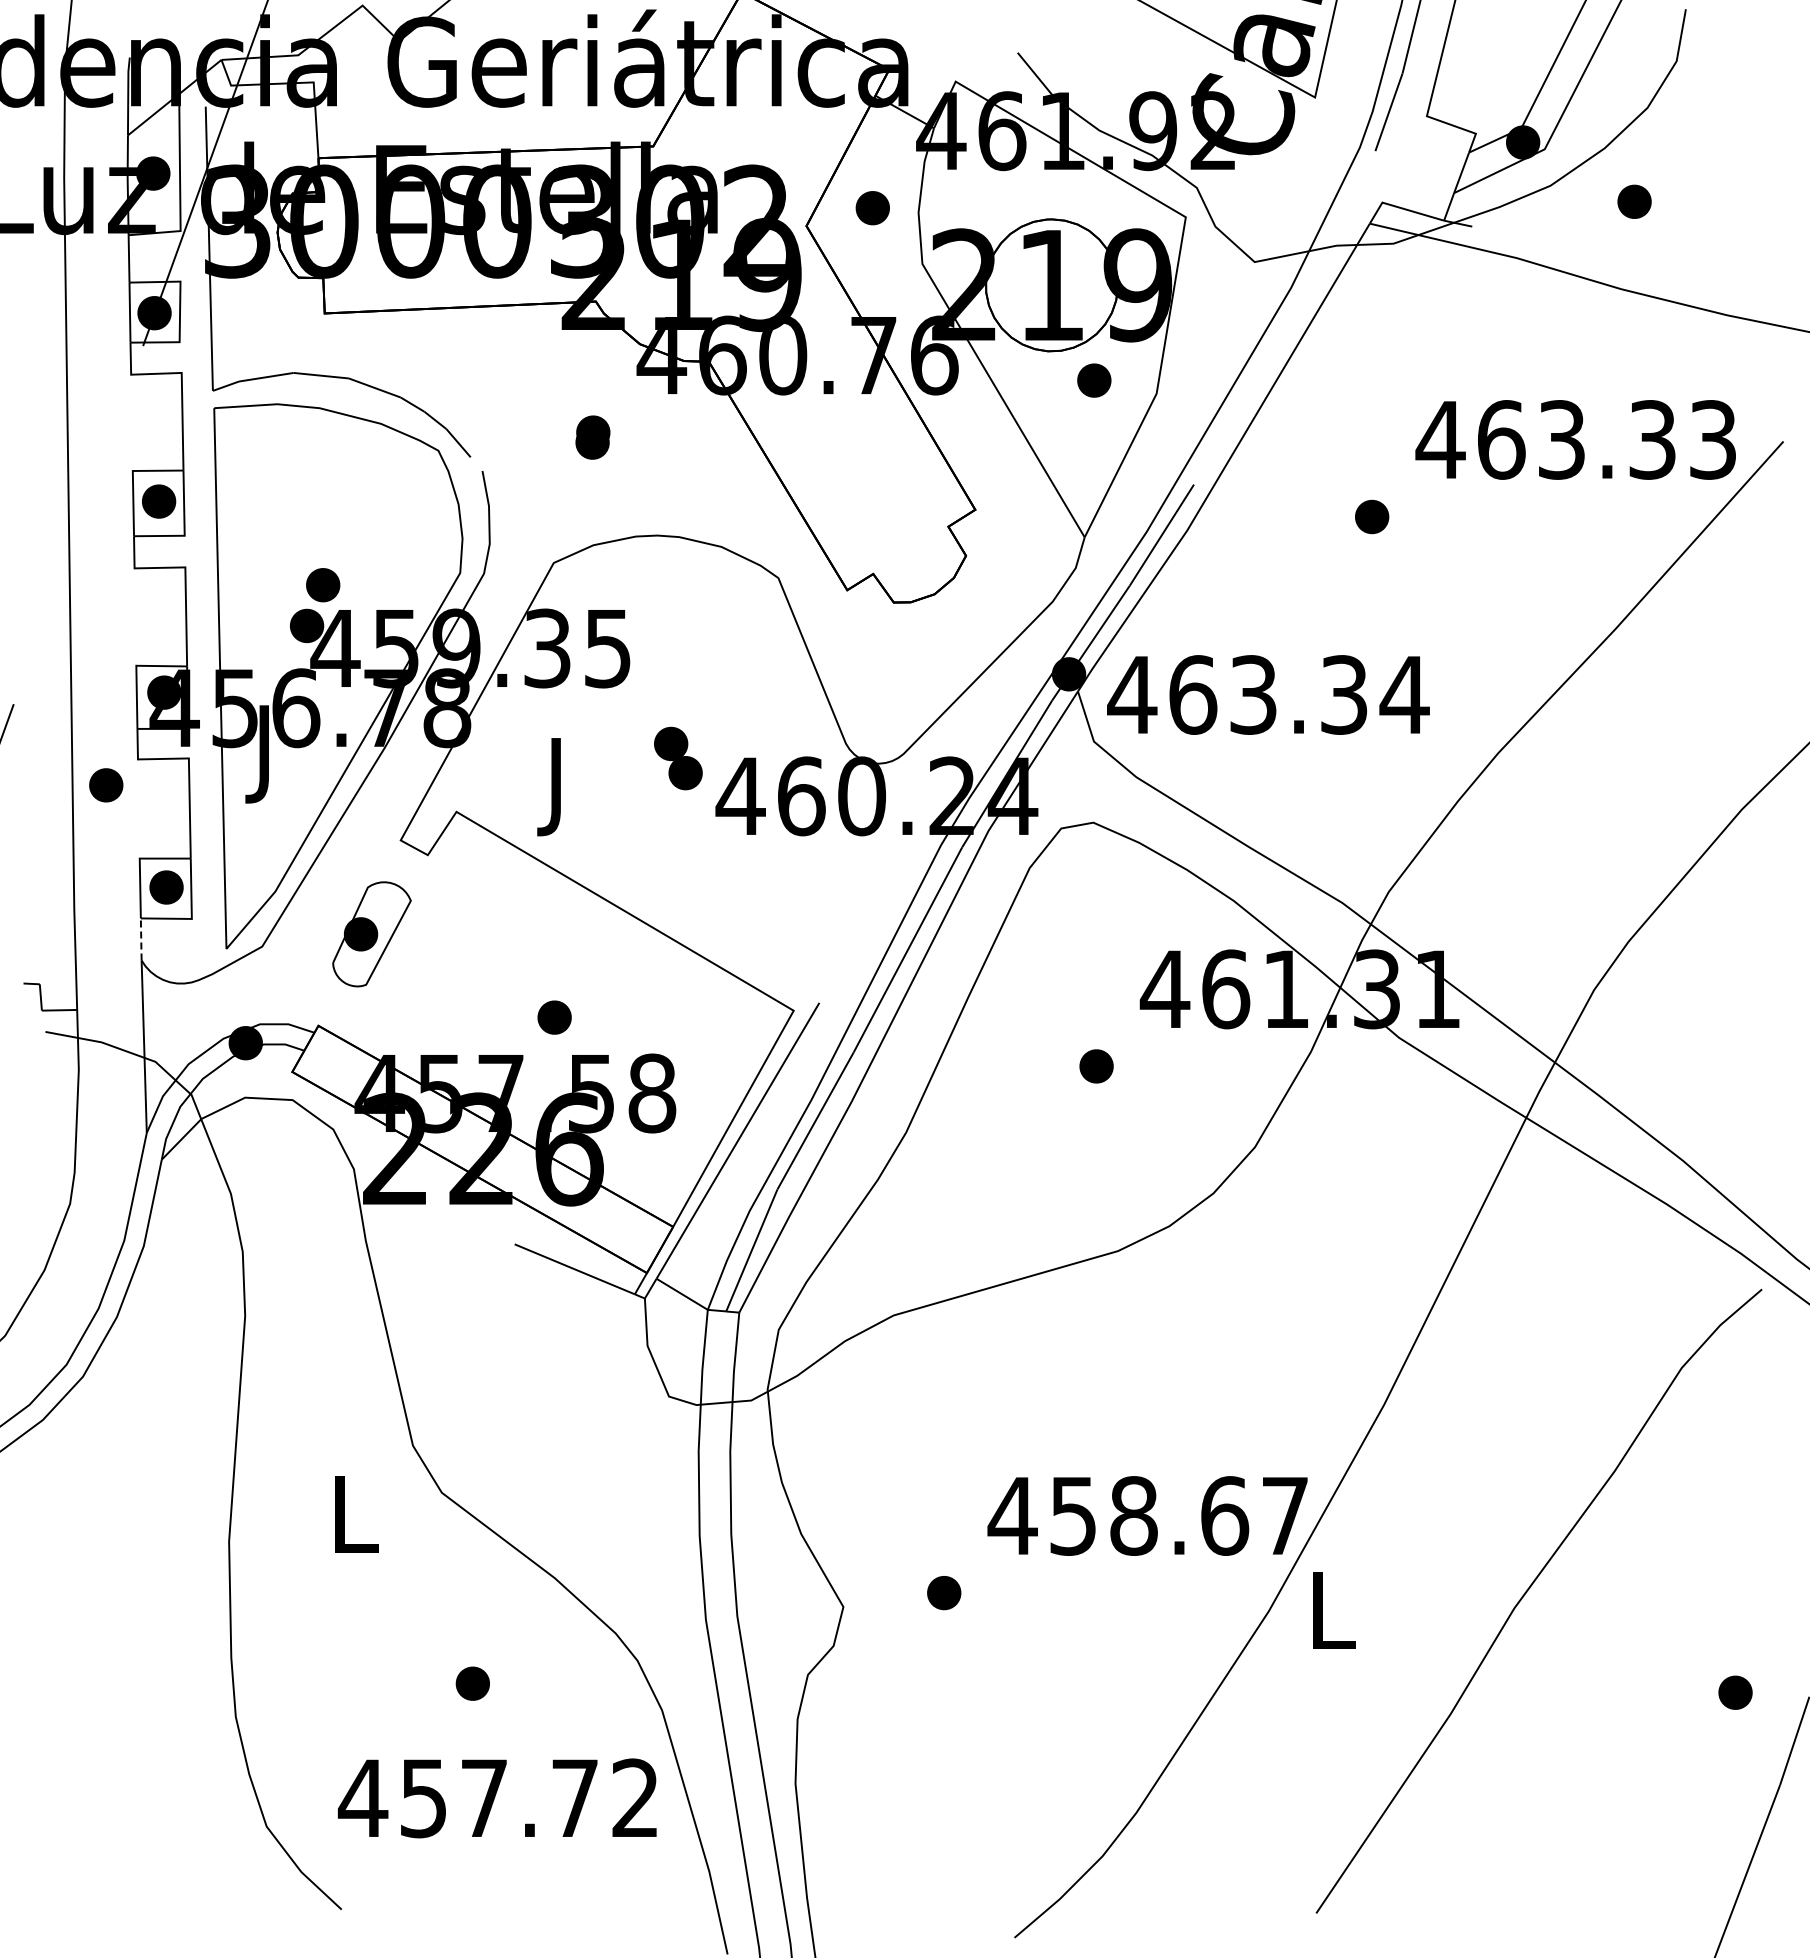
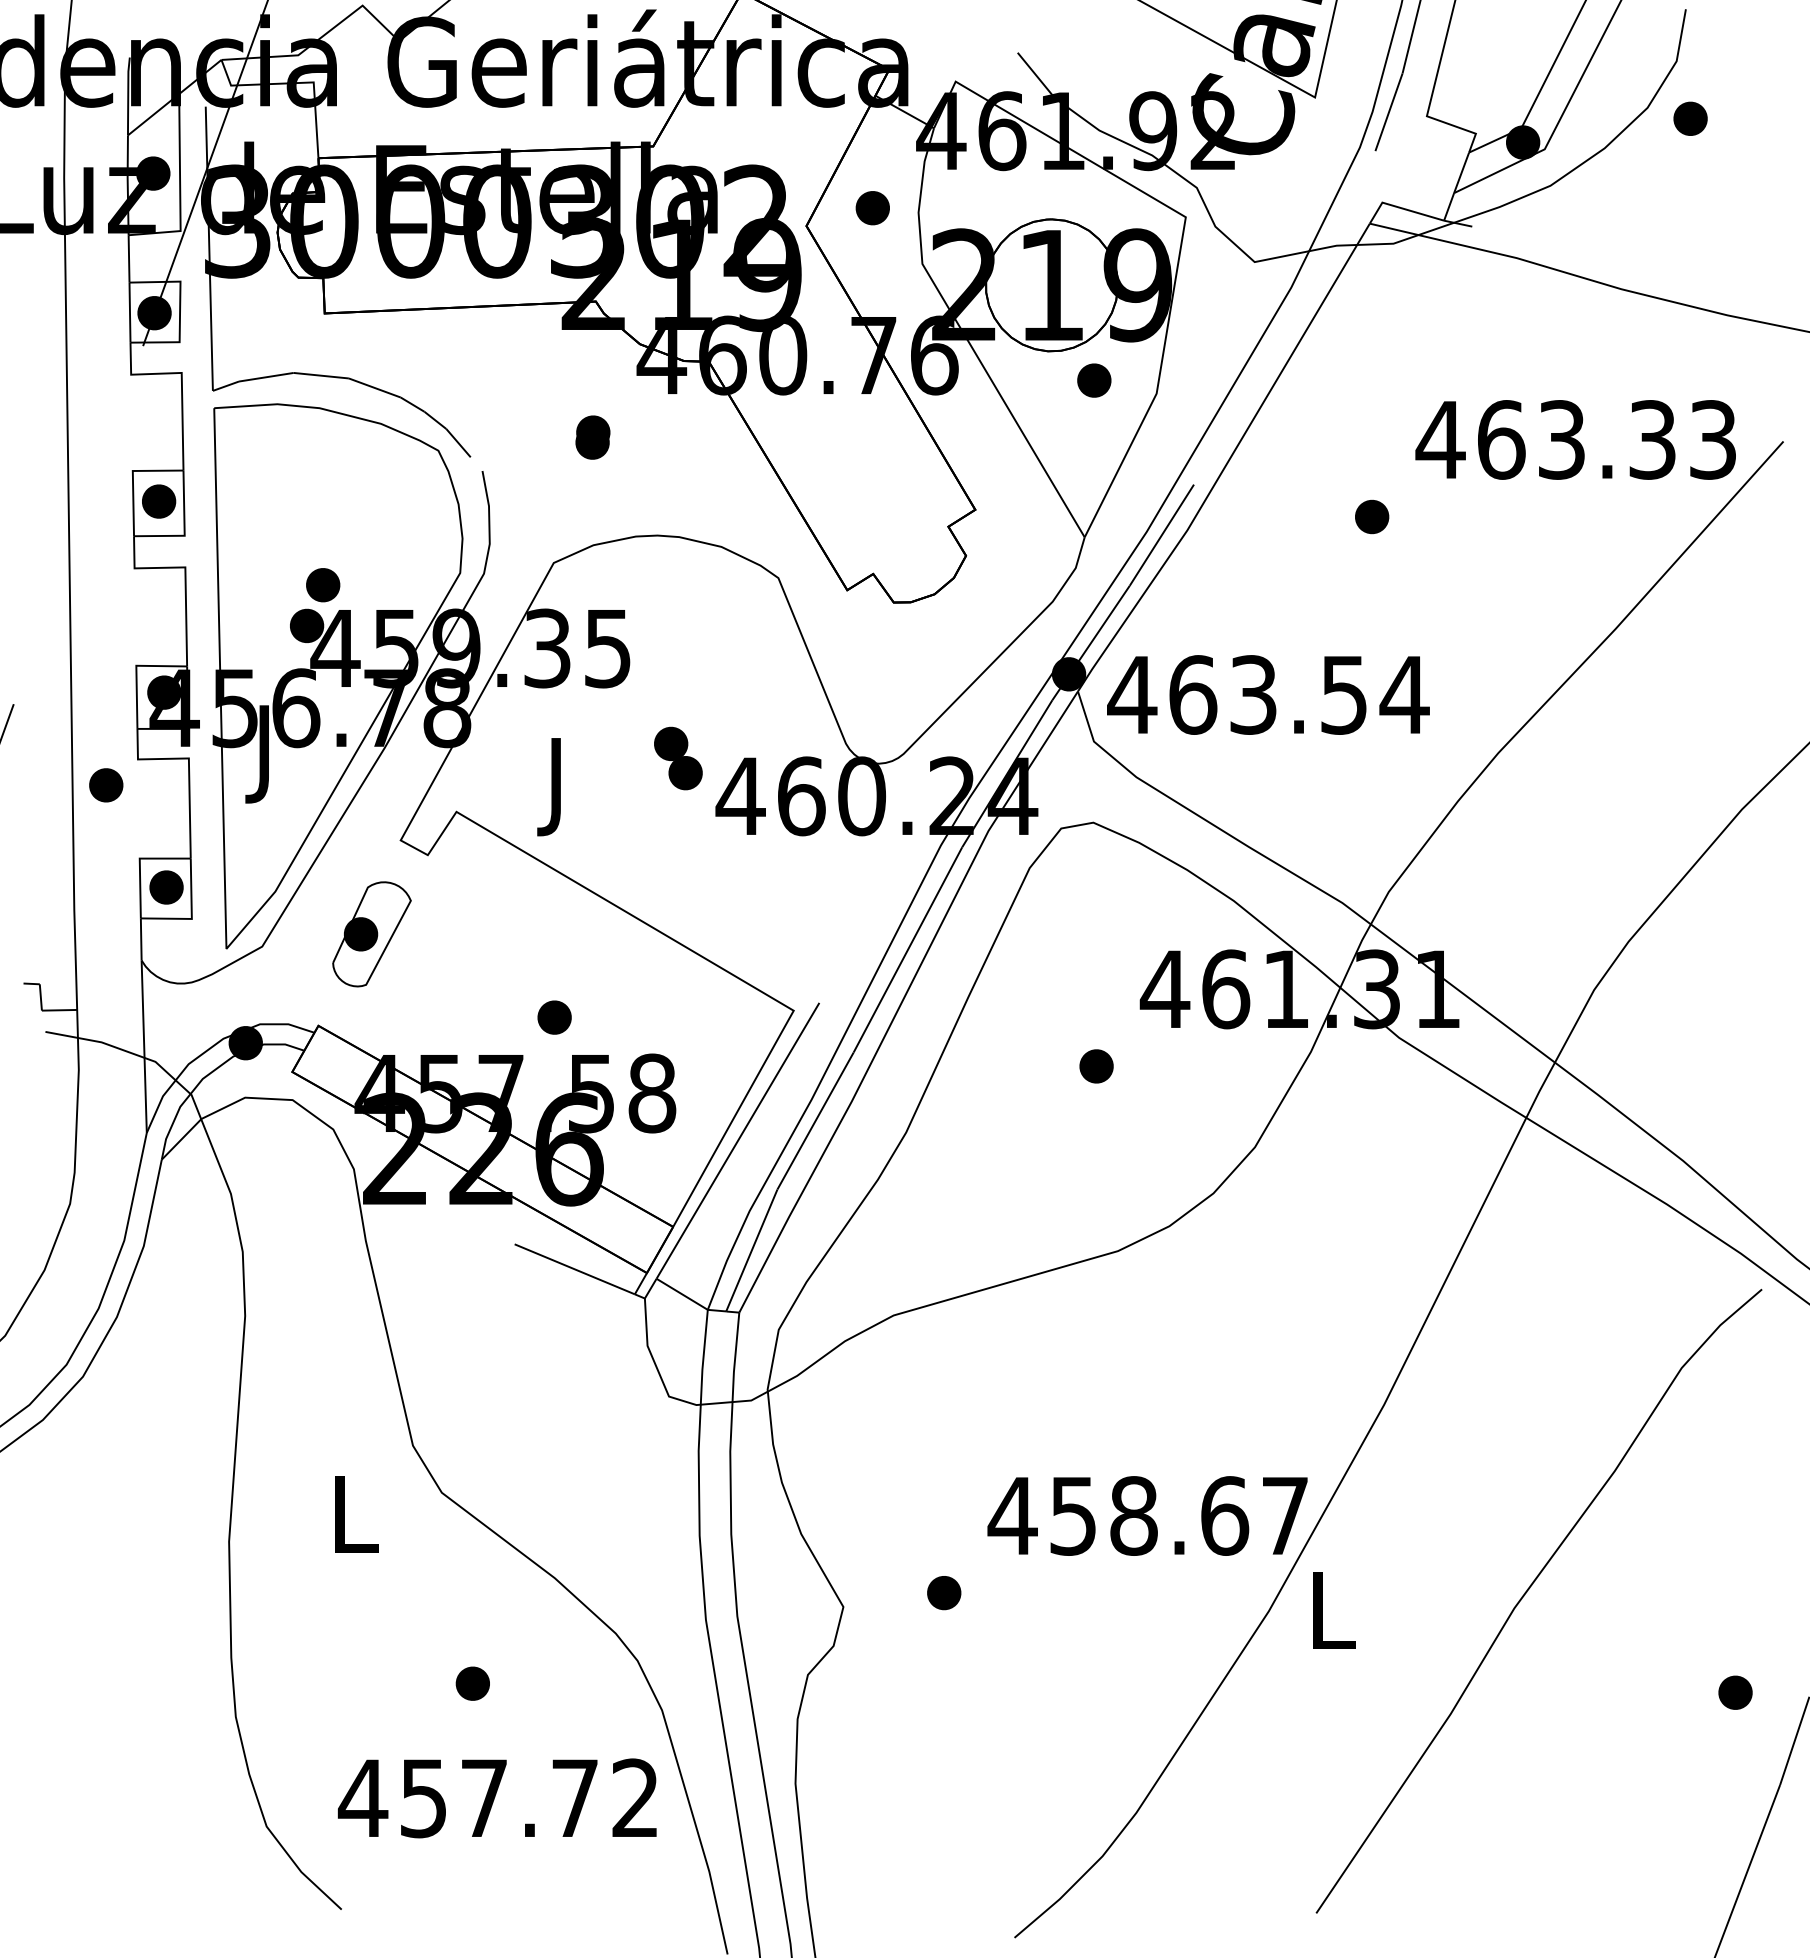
part position: (1634, 201) -> (1690, 118) (1690, 118)
text: 463.34 -> 463.54 (1344, 694)
line: dashed -> solid (141, 938)
